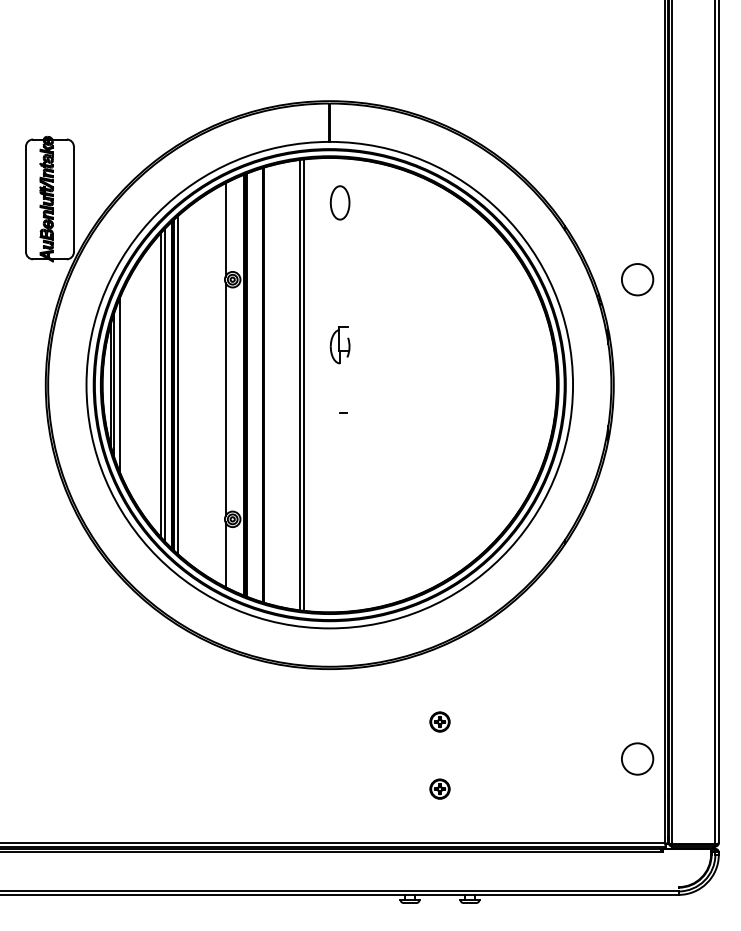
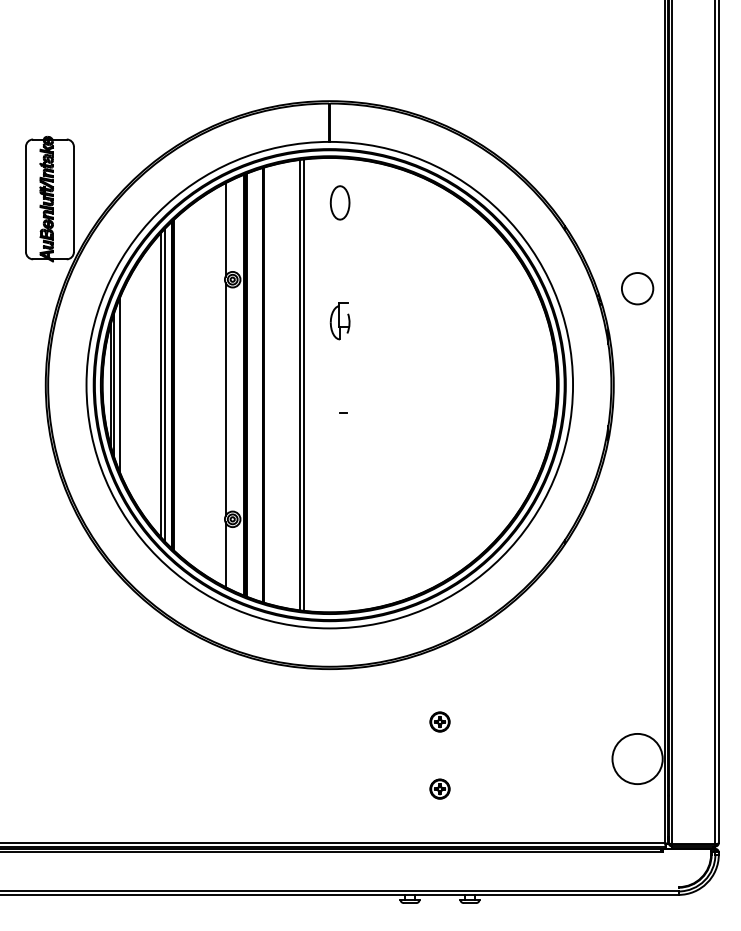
circle position: (637, 279) -> (637, 288) (637, 288)
part position: (339, 345) -> (339, 321) (339, 321)
line: present -> none (177, 385)
circle diameter: 31 px -> 50 px (637, 758)
